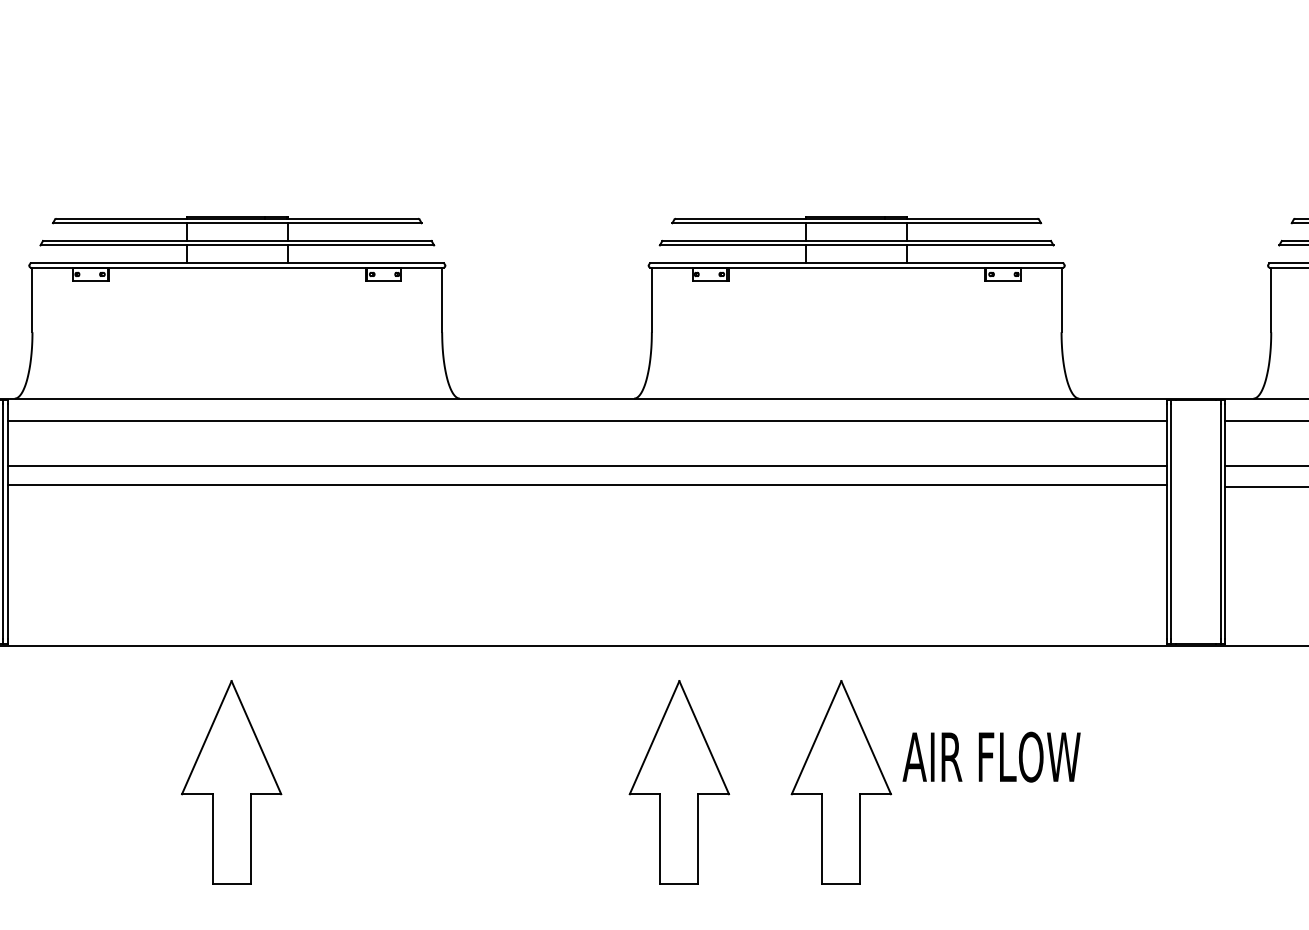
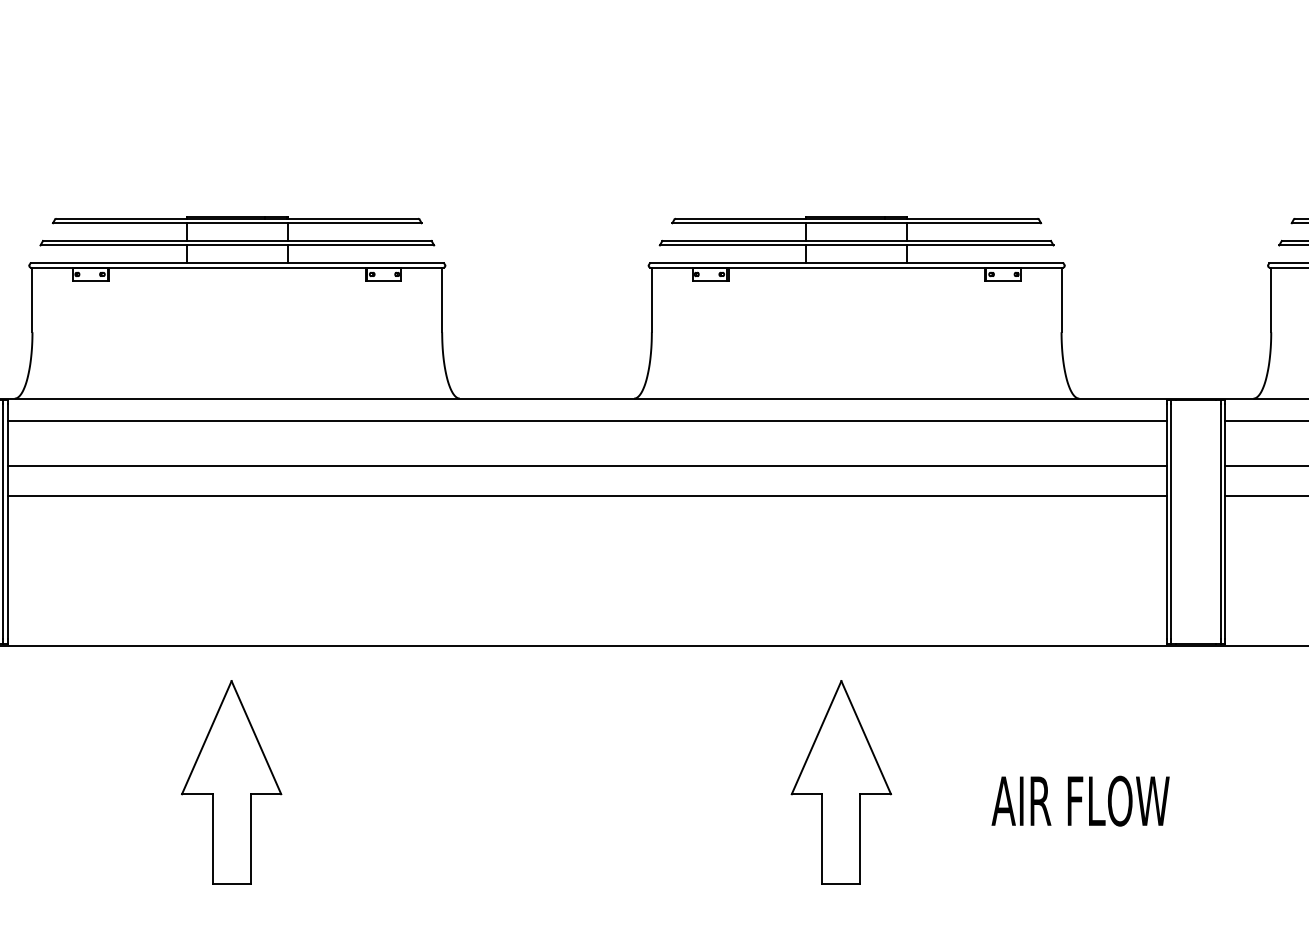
line position: (587, 484) -> (587, 495) (587, 495)
line position: (1265, 486) -> (1265, 495) (1265, 495)
text position: (991, 756) -> (1080, 800) (1080, 800)
part: present -> none (678, 782)
